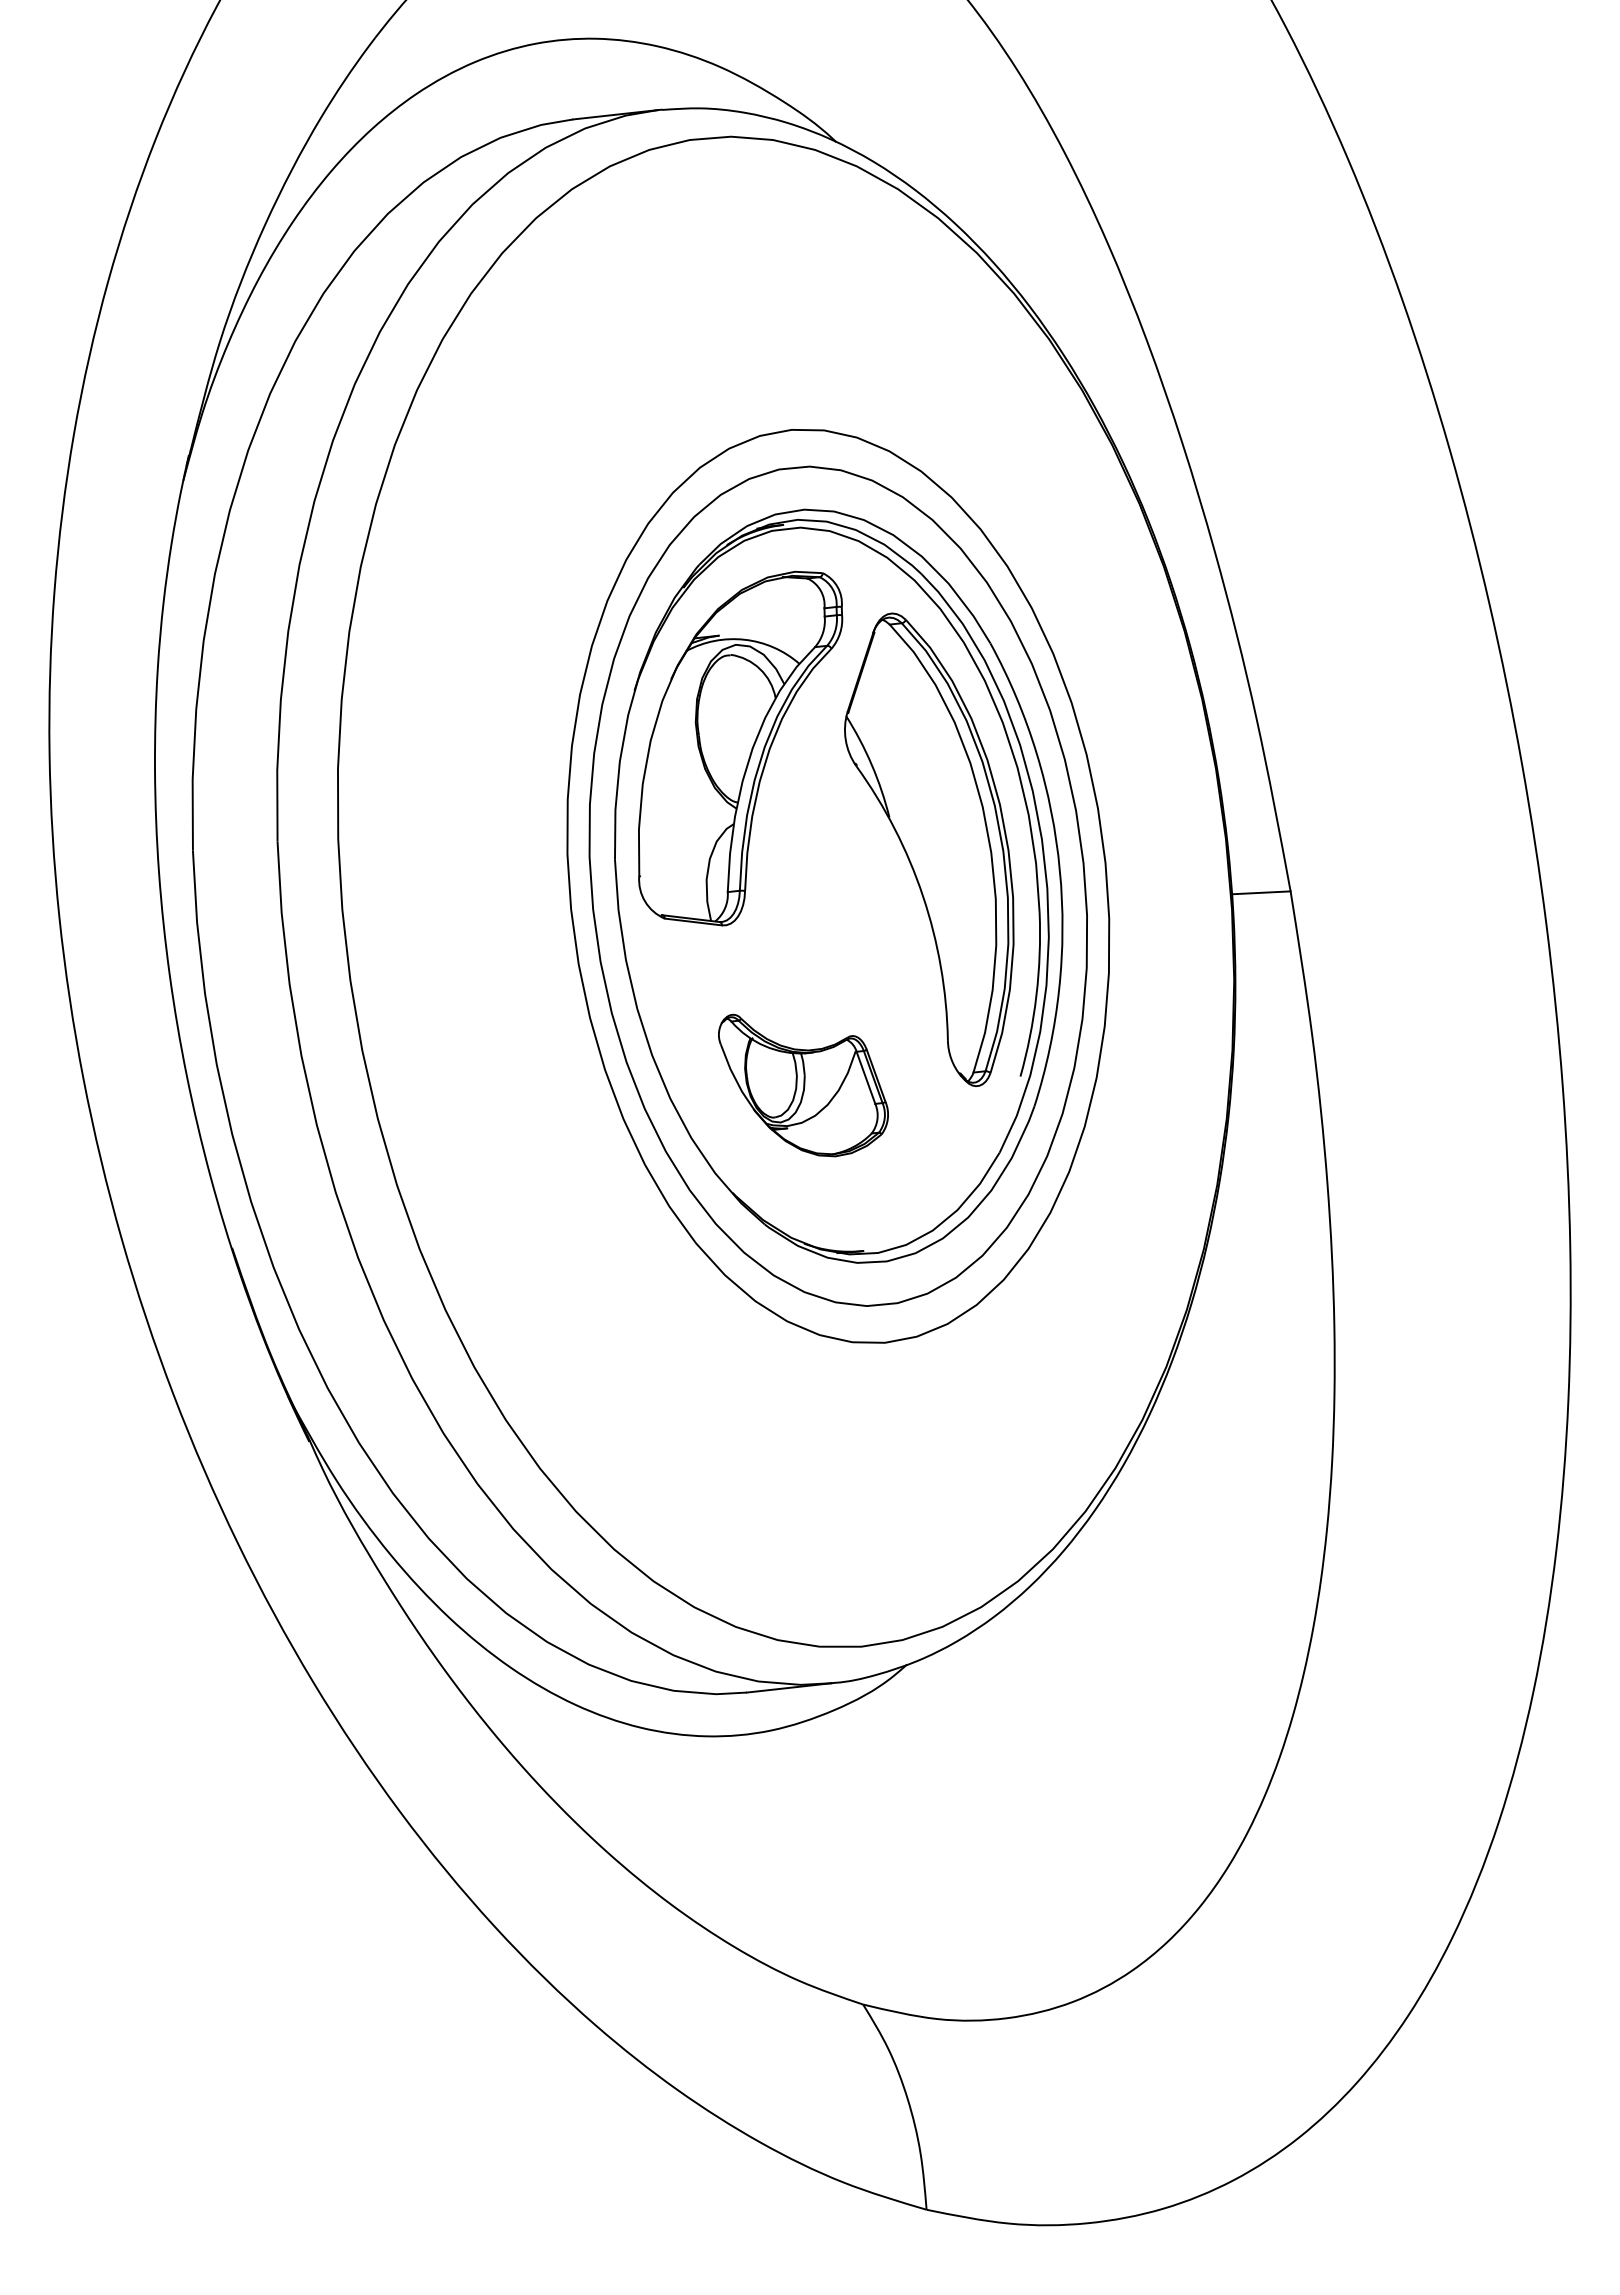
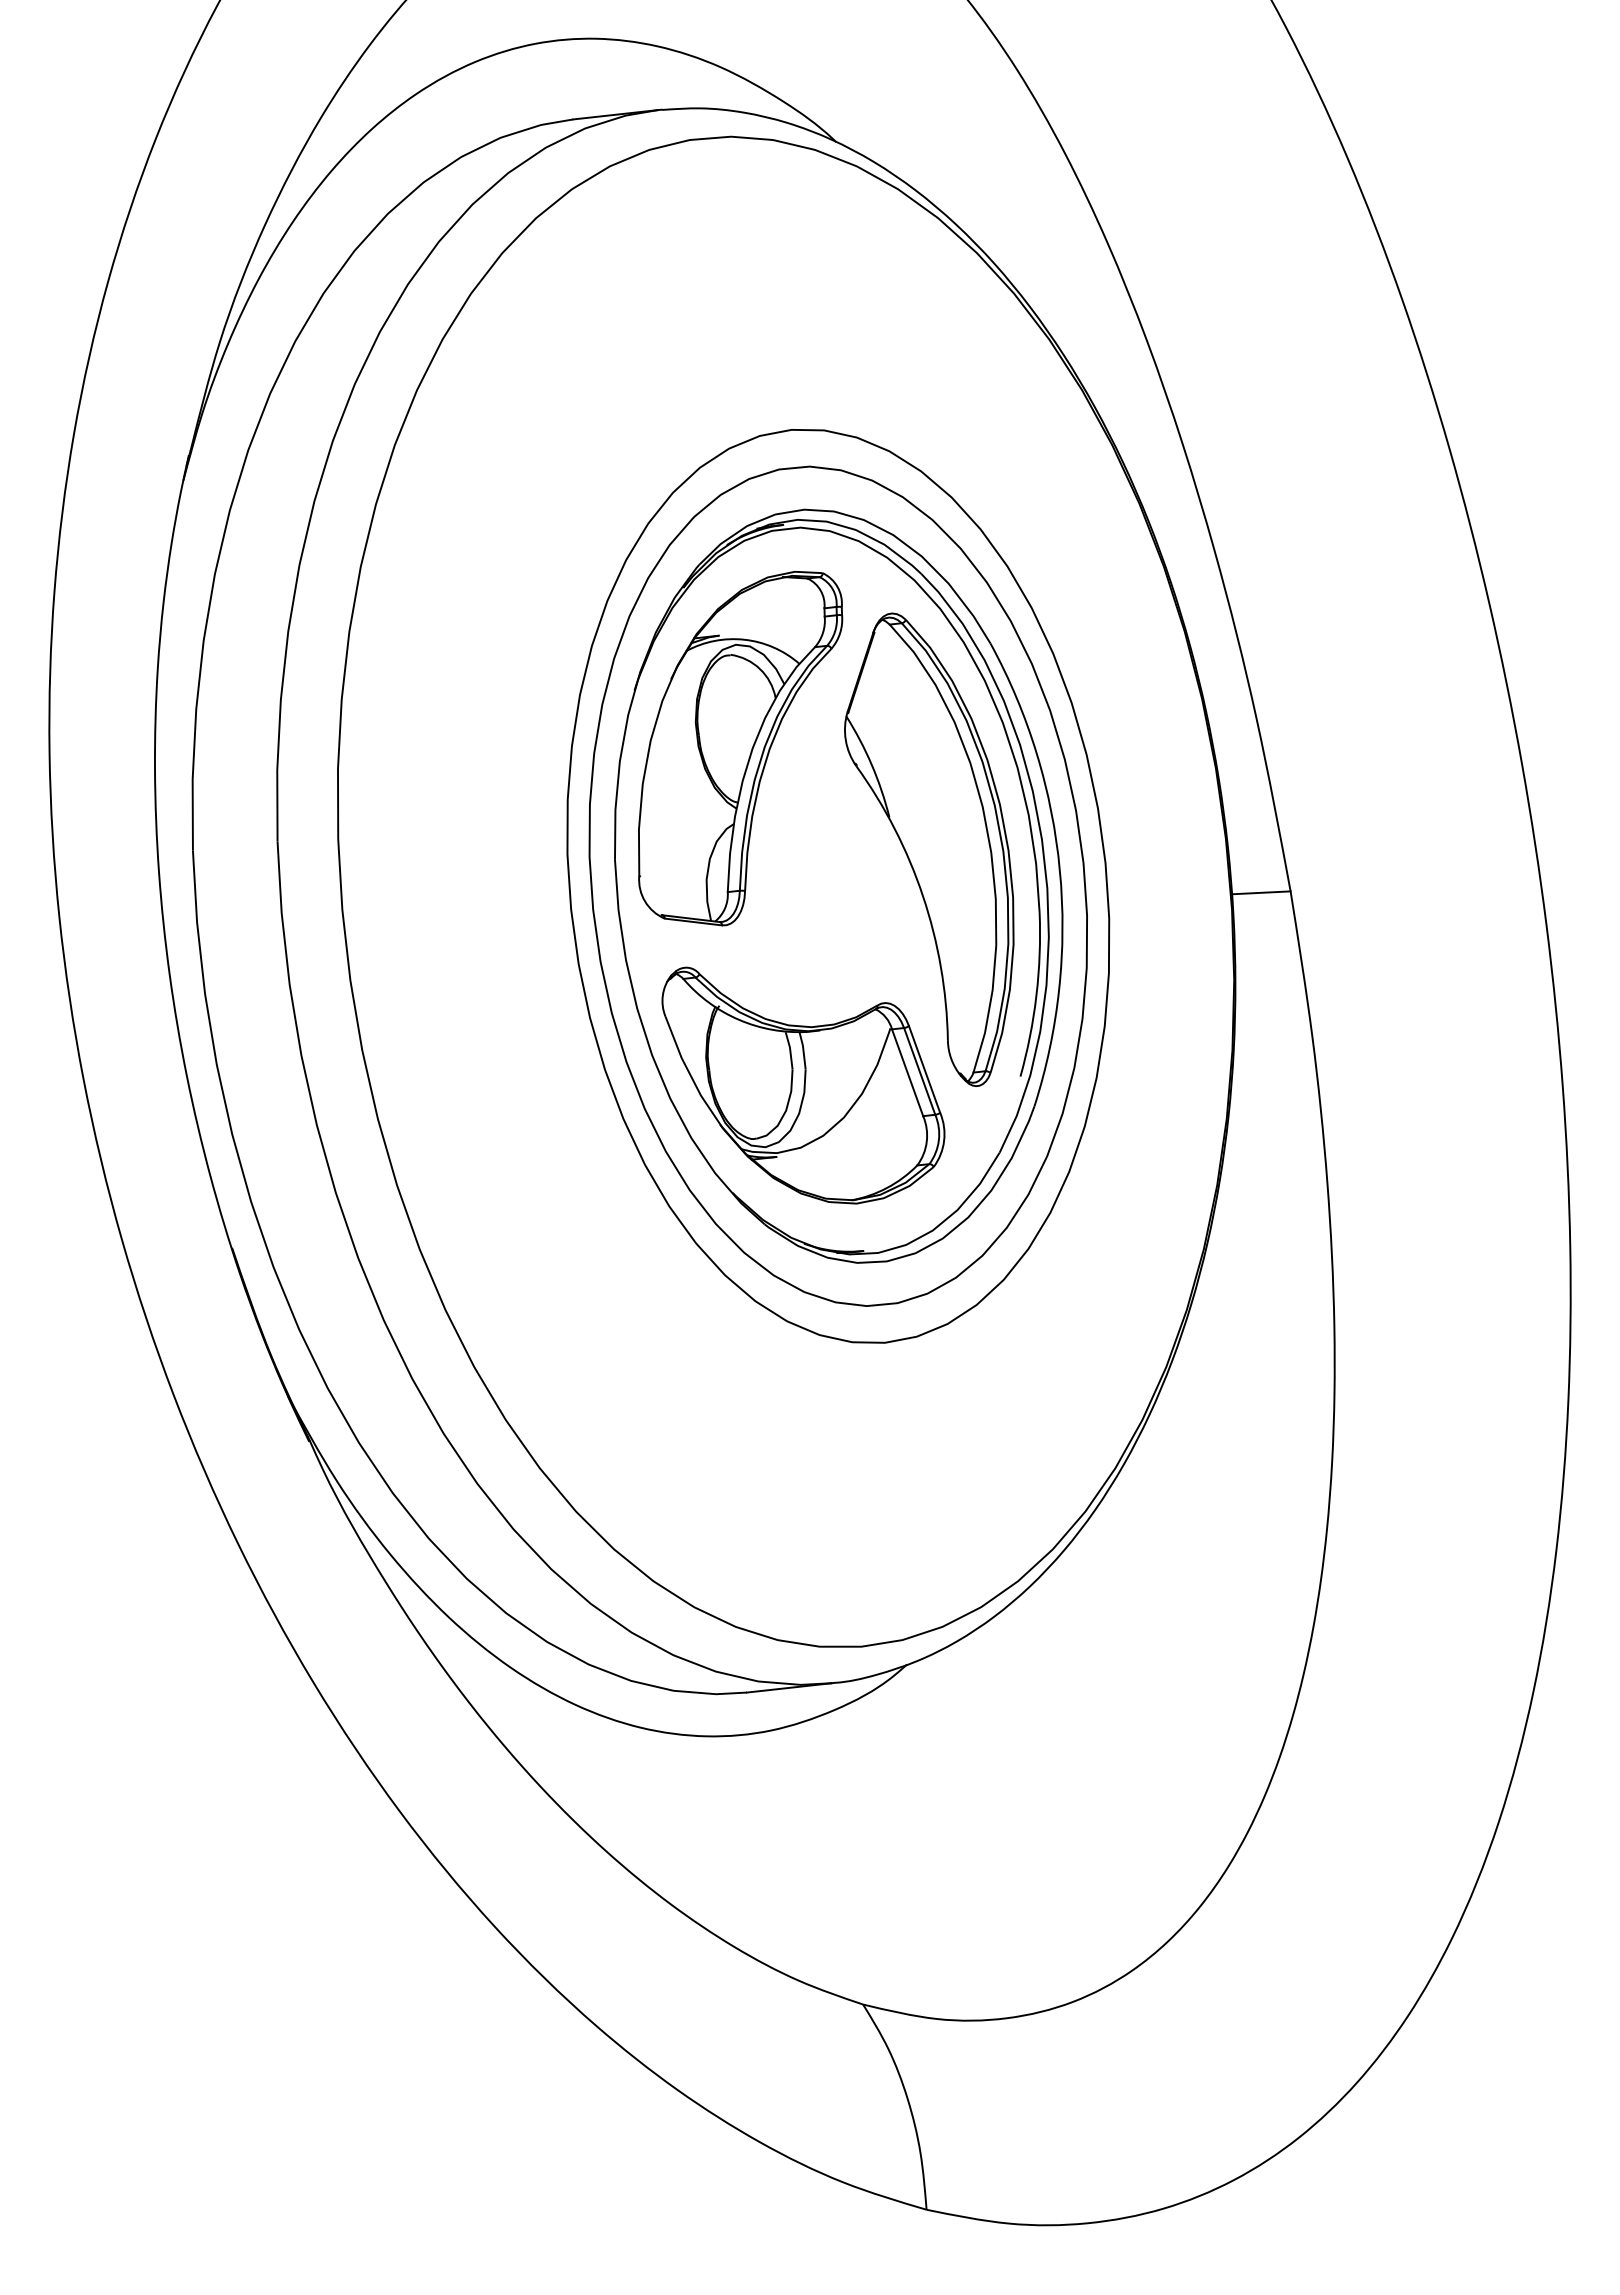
part size: 171x145 px -> 285x239 px (803, 1085)
